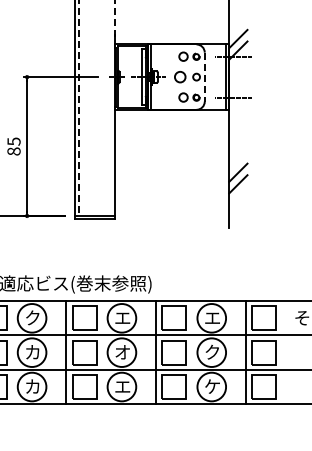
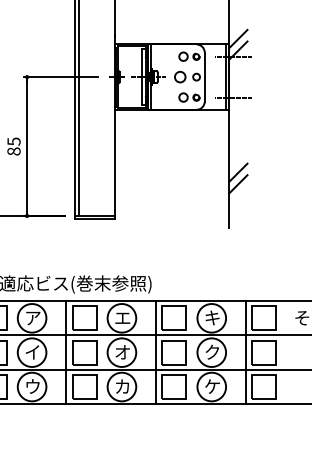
line: dashed -> solid (114, 18)
line: dashed -> solid (204, 77)
line: dashed -> solid (79, 108)
text: ク -> ア (33, 317)
text: エ -> キ (212, 317)
text: カ -> イ (32, 352)
text: カ -> ウ (32, 386)
text: エ -> カ (122, 386)
